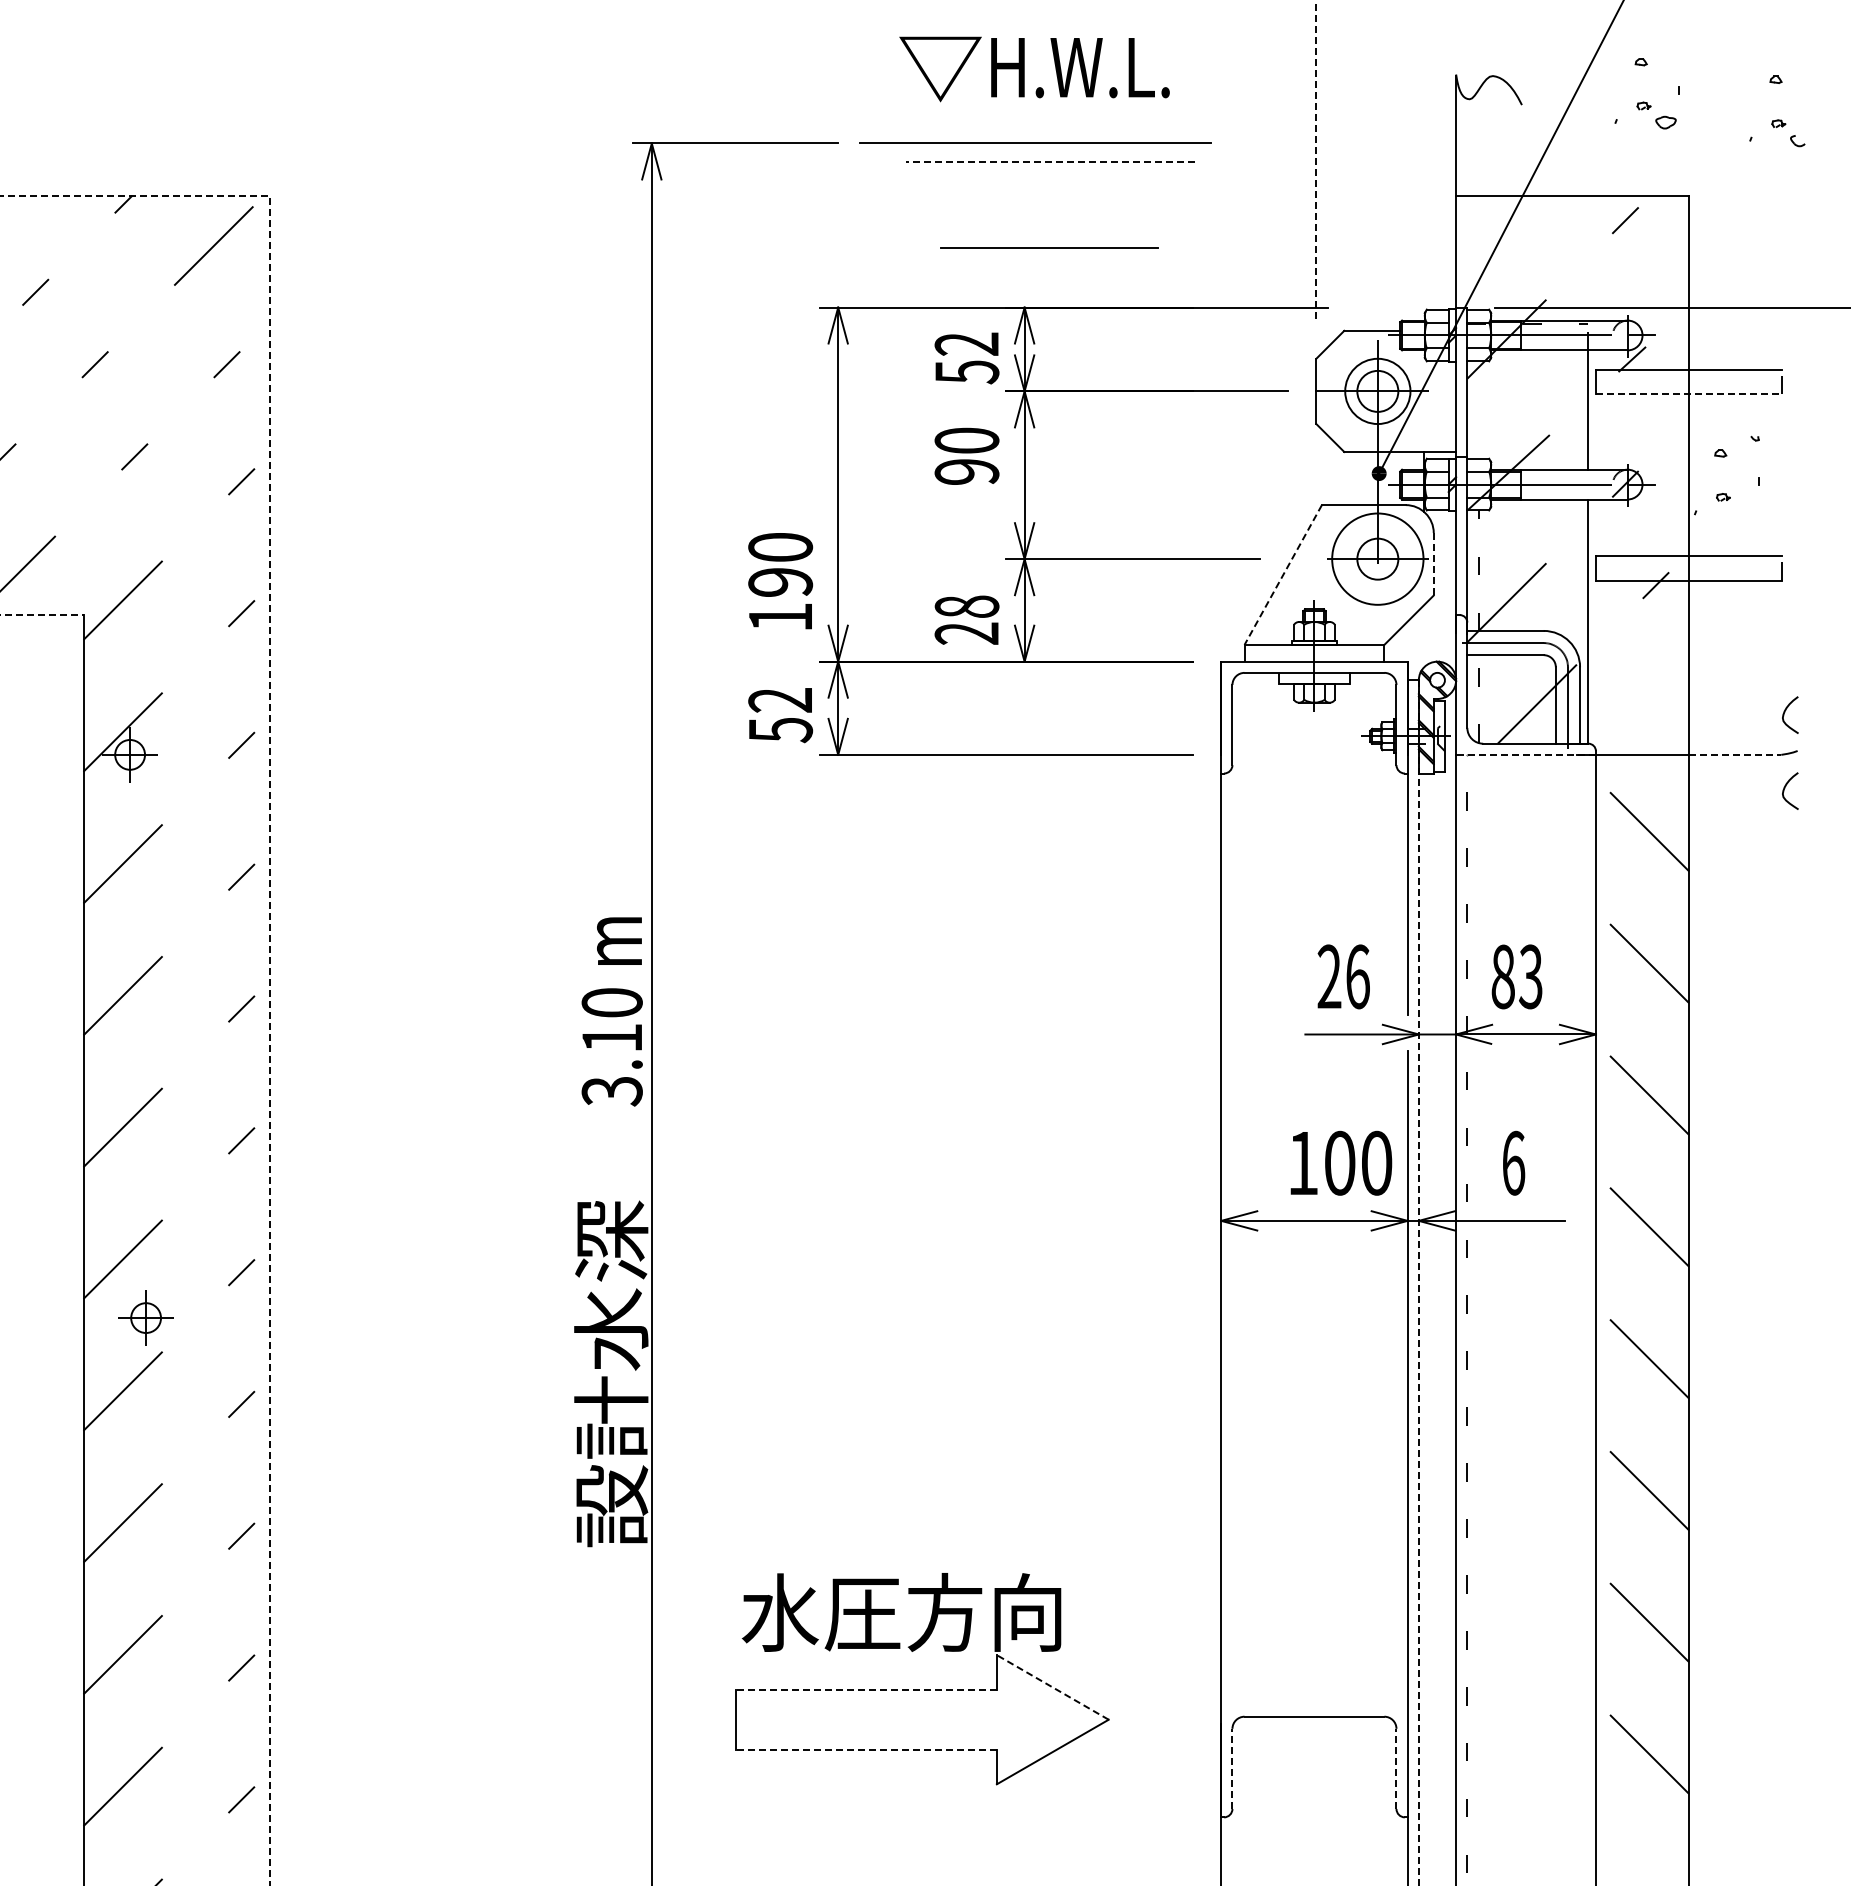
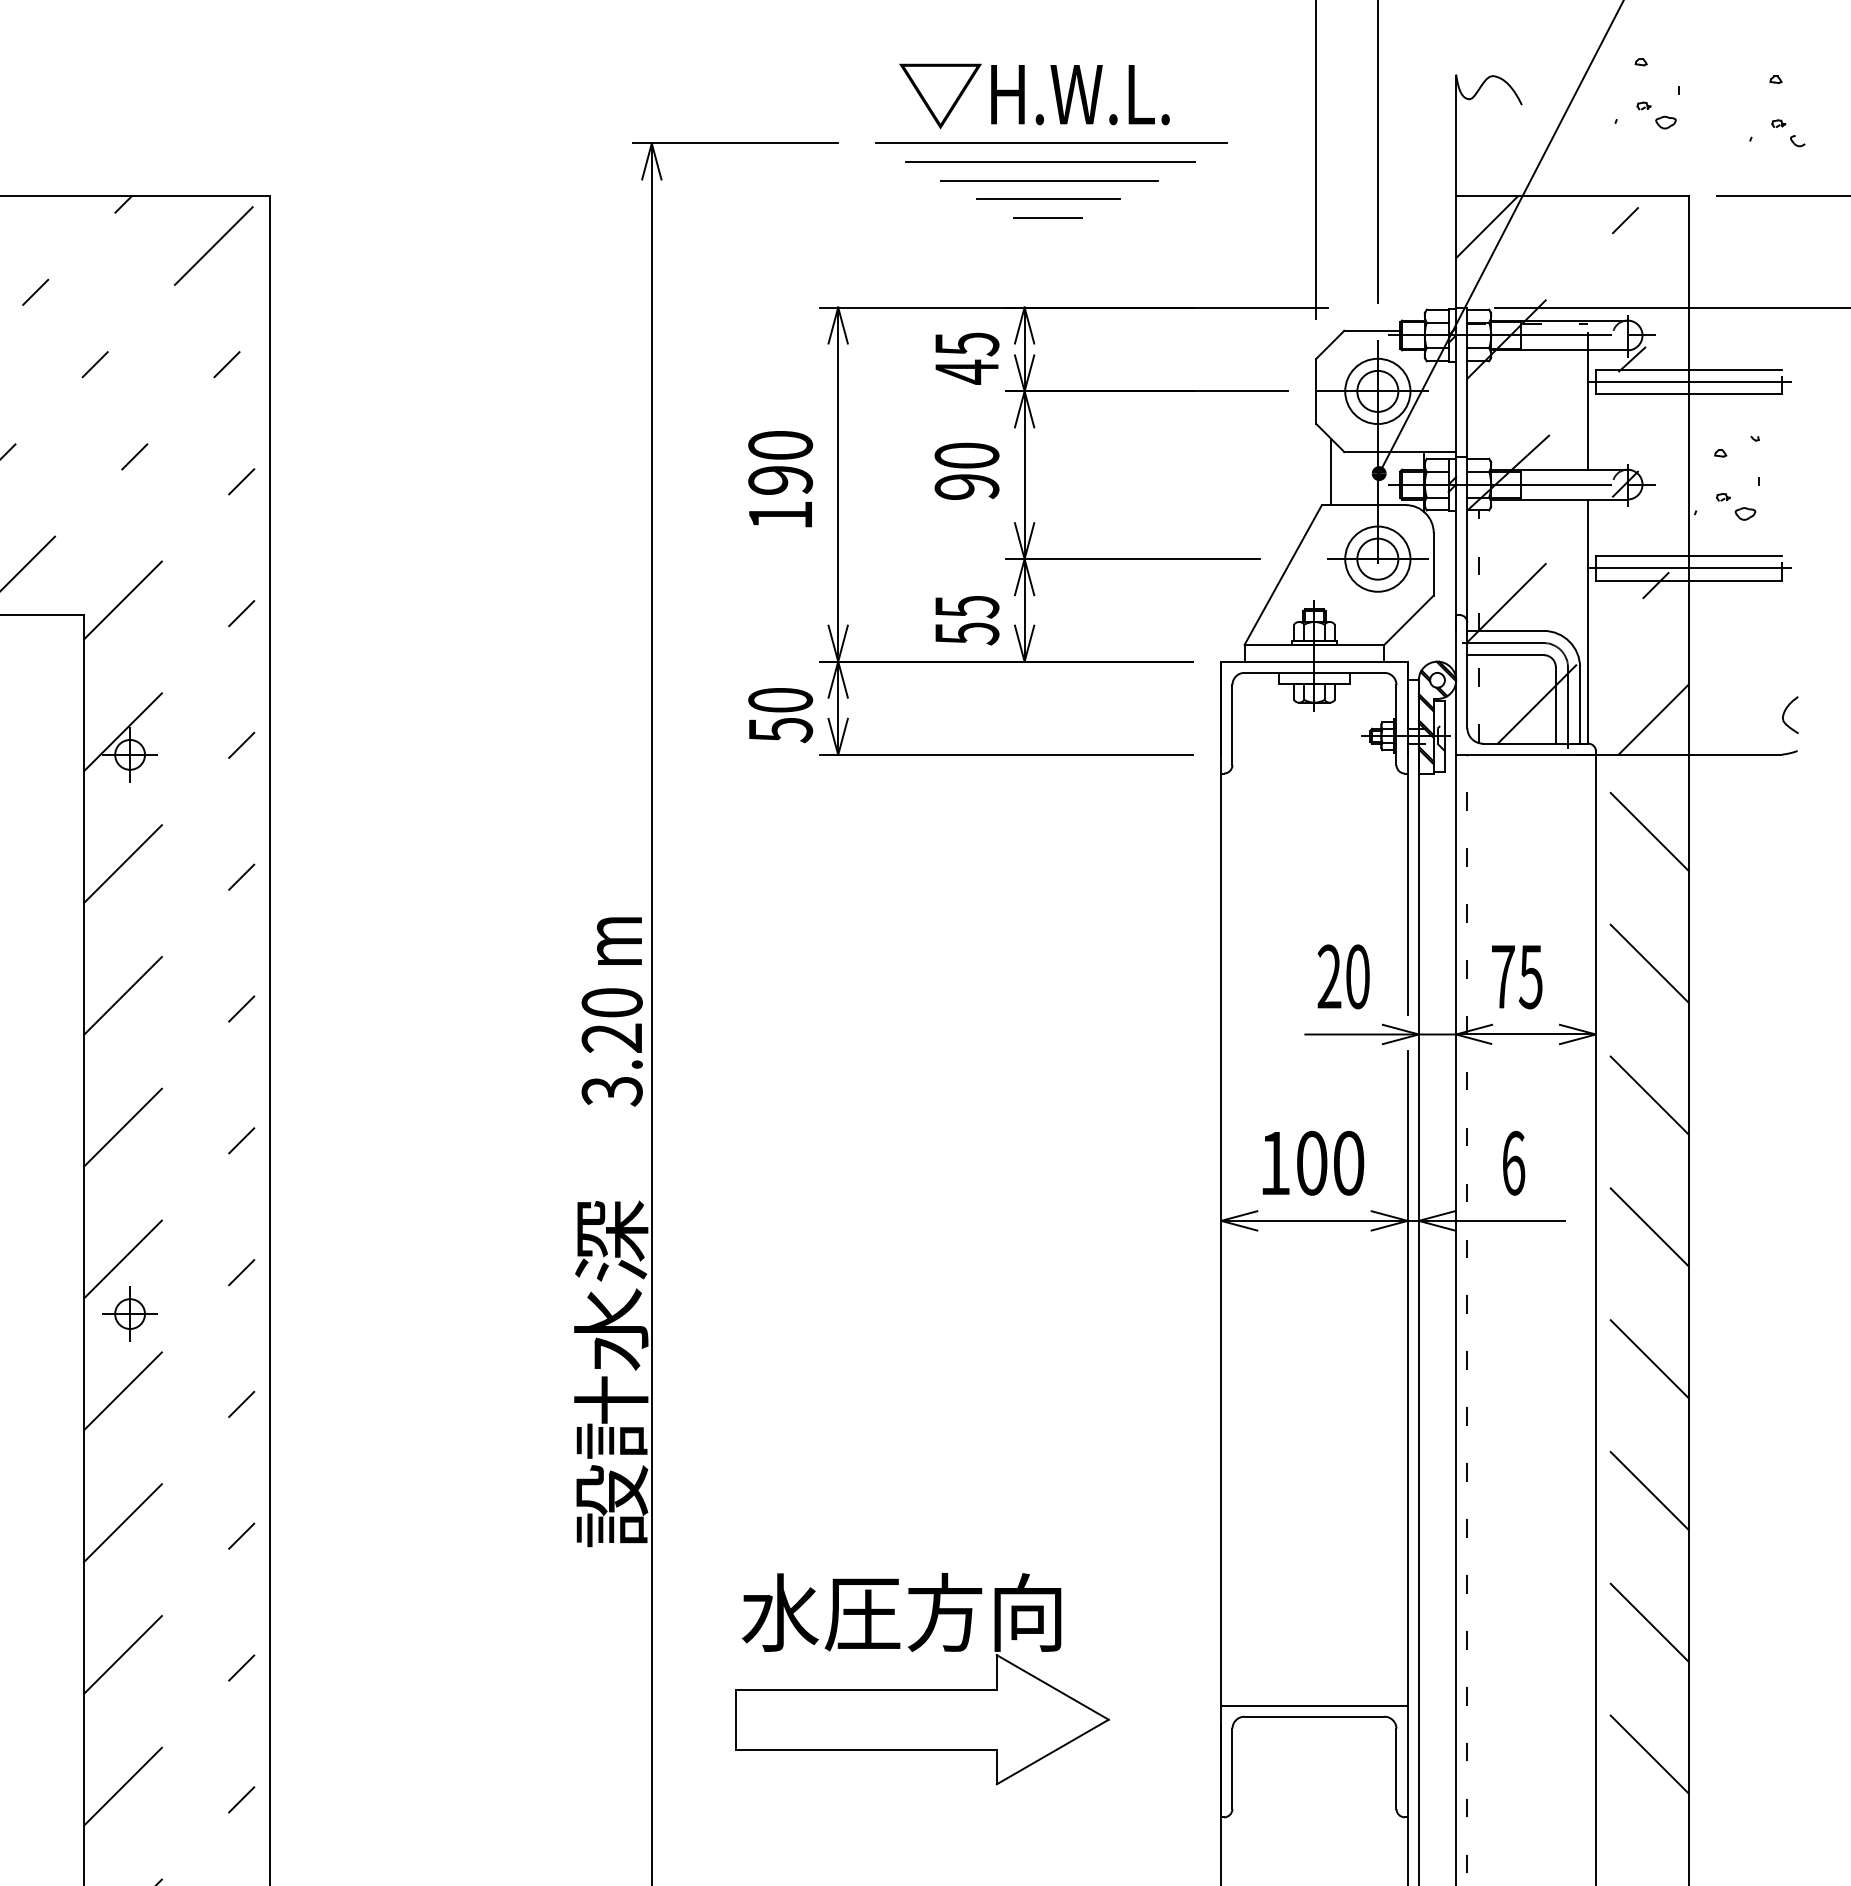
text position: (1034, 69) -> (1034, 96) (1034, 96)
line position: (1035, 142) -> (1051, 142) (1051, 142)
line: none -> present (1377, 152)
line: dashed -> solid (1316, 159)
line: dashed -> solid (1050, 162)
line: none -> present (1782, 195)
line: none -> present (1048, 199)
line: none -> present (1047, 218)
line: none -> present (1487, 226)
line position: (1049, 247) -> (1049, 180) (1049, 180)
text: 52 -> 45 (966, 358)
line: none -> present (1688, 382)
line: dashed -> solid (1689, 394)
text position: (966, 455) -> (966, 470) (966, 470)
line: none -> present (1331, 471)
part: none -> present (1745, 513)
circle diameter: 91 px -> 65 px (1377, 558)
line: dashed -> solid (1433, 564)
line: none -> present (1688, 568)
line: dashed -> solid (1283, 575)
text position: (780, 581) -> (780, 479) (780, 479)
line: dashed -> solid (42, 615)
text: 28 -> 55 (966, 620)
text: 52 -> 50 (780, 700)
line: none -> present (1653, 719)
line: dashed -> solid (1526, 754)
line: dashed -> solid (1735, 754)
curve: present -> none (1785, 788)
line: dashed -> solid (269, 905)
text: 26 -> 20 (1357, 976)
text: 83 -> 75 (1516, 976)
text: 3.10 -> 3.20 (611, 1037)
text position: (1341, 1162) -> (1313, 1162) (1313, 1162)
line: dashed -> solid (1418, 1283)
part position: (145, 1317) -> (129, 1313) (129, 1313)
line: dashed -> solid (1052, 1687)
line: dashed -> solid (865, 1689)
line: none -> present (1314, 1705)
line: dashed -> solid (865, 1749)
line: dashed -> solid (1232, 1768)
line: dashed -> solid (1396, 1768)
